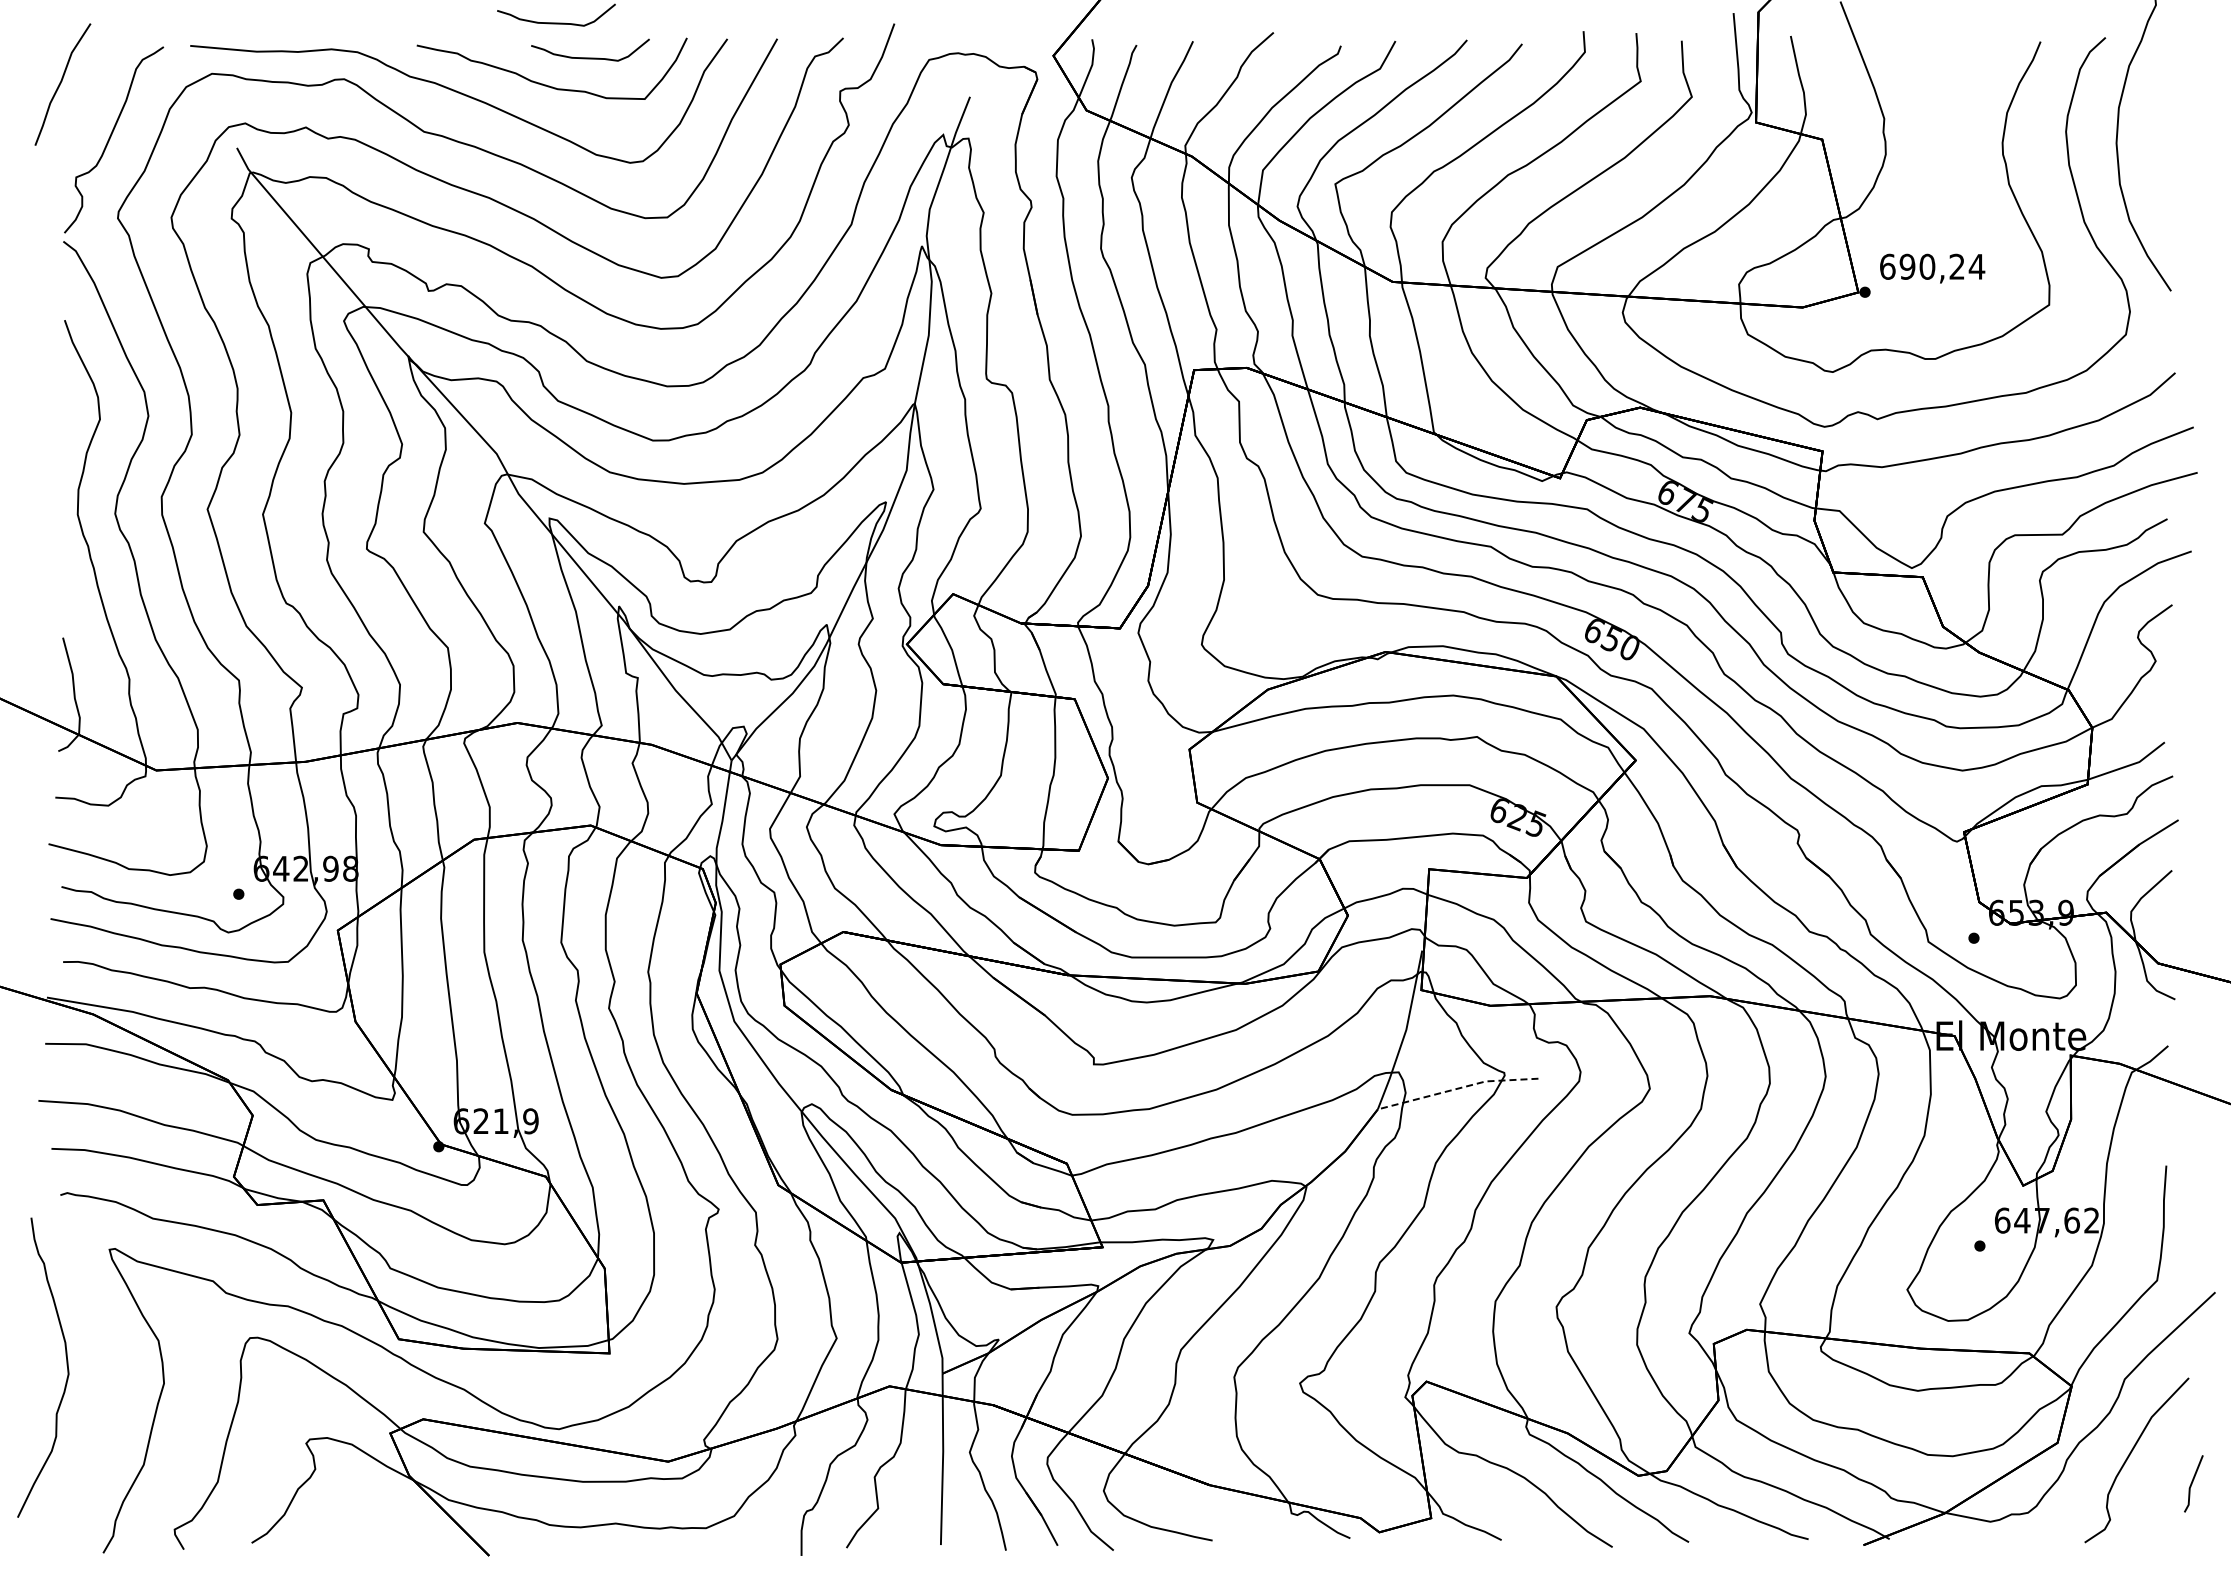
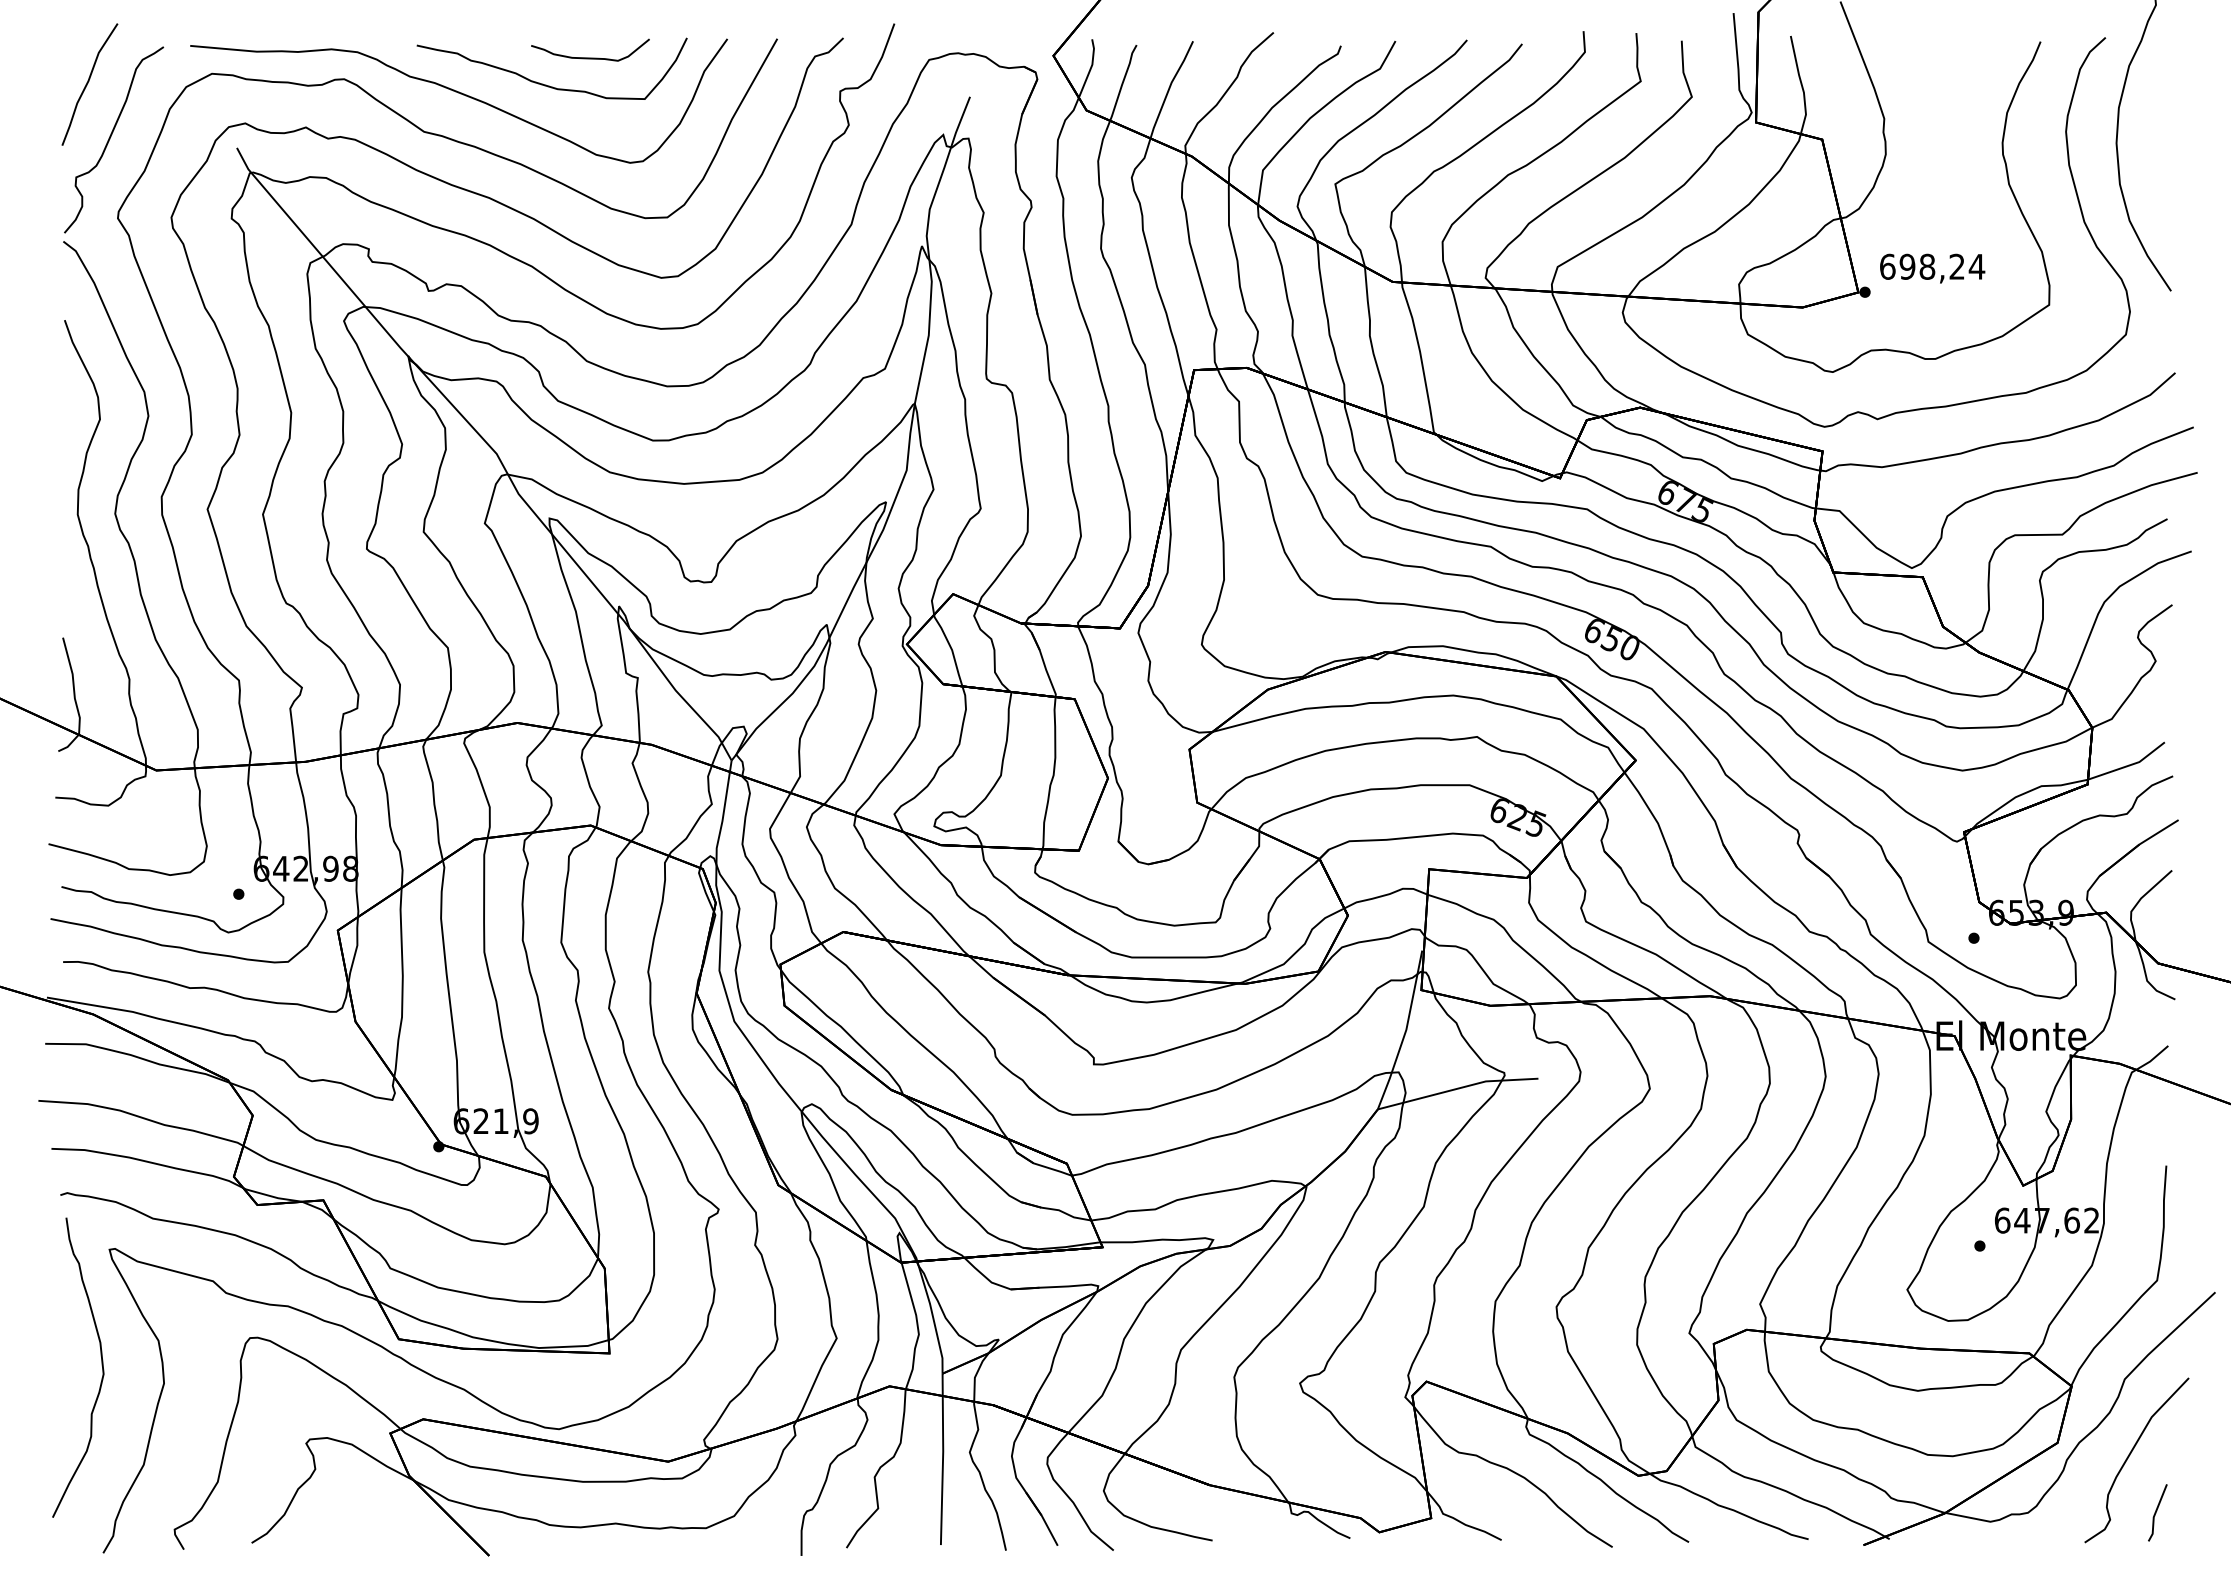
curve: present -> none (556, 22)
curve position: (61, 83) -> (88, 83) (88, 83)
text: 690,24 -> 698,24 (1927, 266)
line: dashed -> solid (1457, 1088)
curve position: (66, 1365) -> (101, 1365) (101, 1365)
line position: (2193, 1482) -> (2157, 1511) (2157, 1511)
